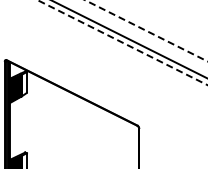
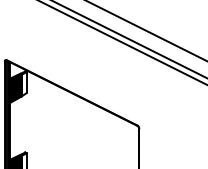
line: dashed -> solid (145, 30)
line: dashed -> solid (122, 42)
